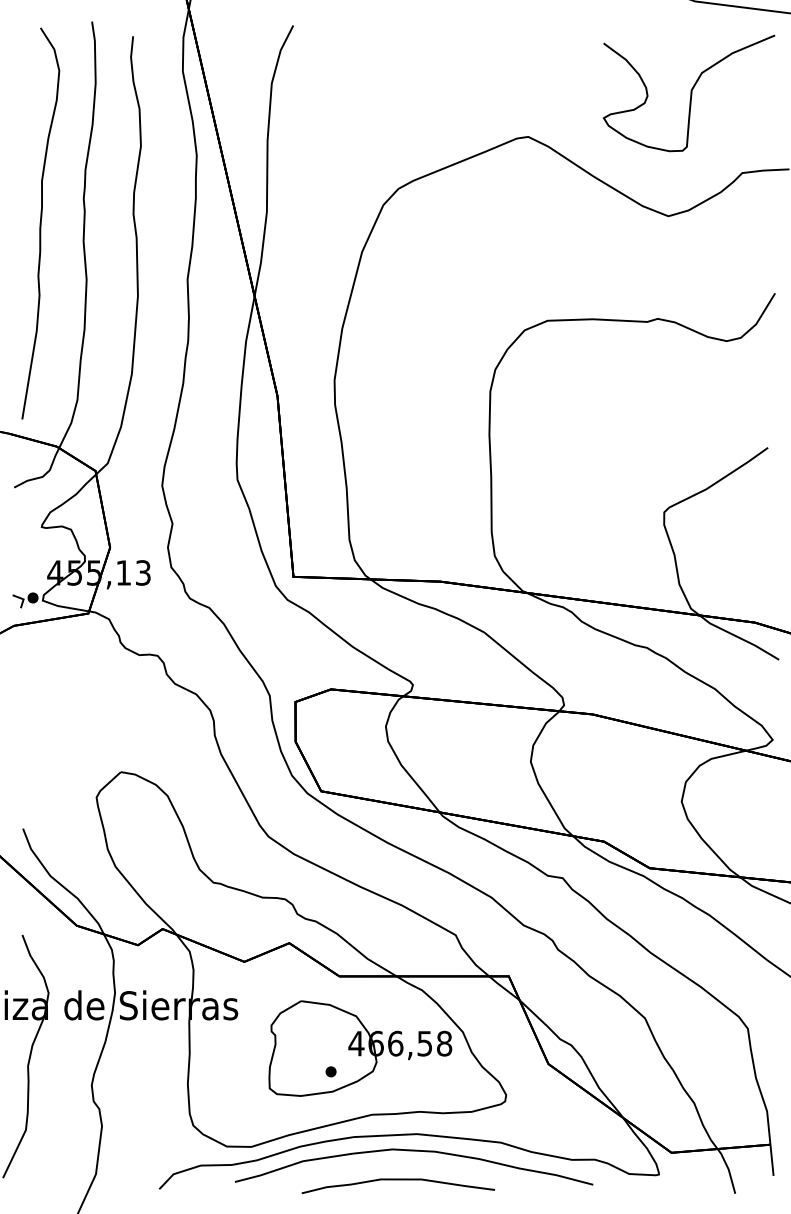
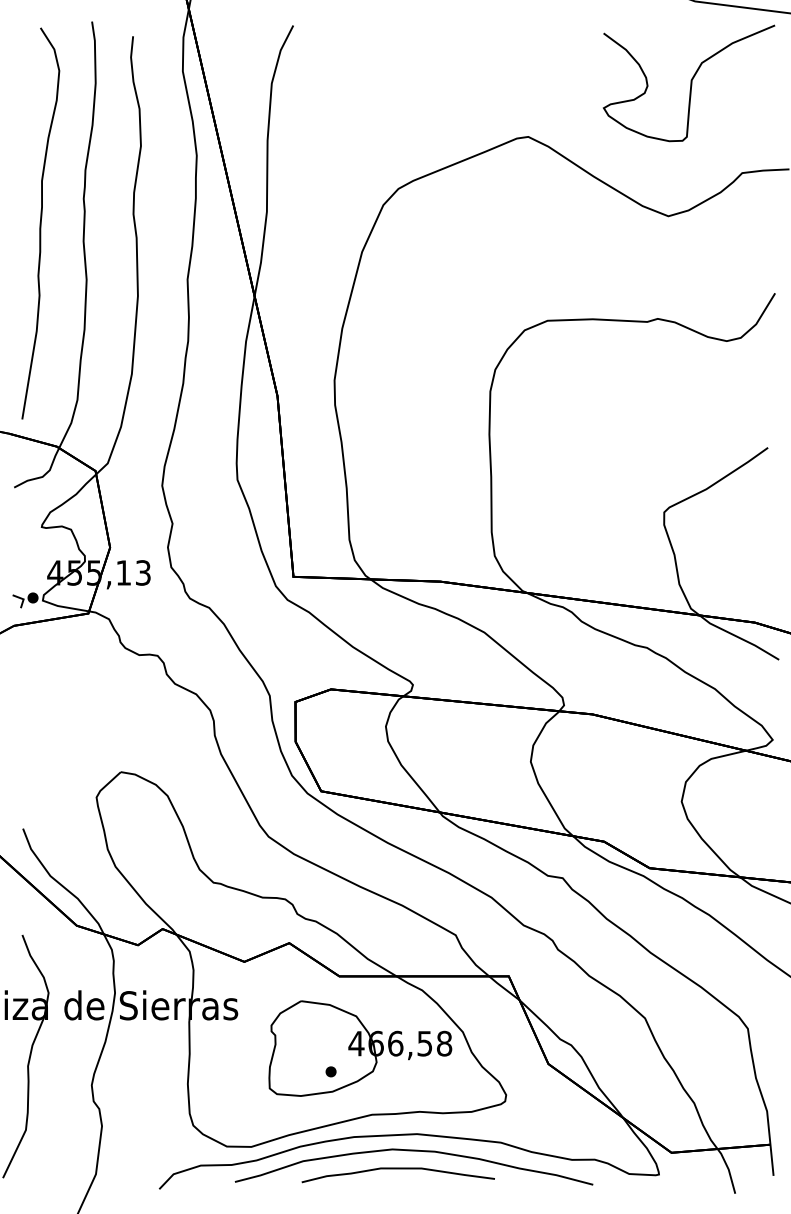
curve position: (690, 93) -> (690, 83) (690, 83)
curve position: (397, 1180) -> (397, 1169) (397, 1169)
